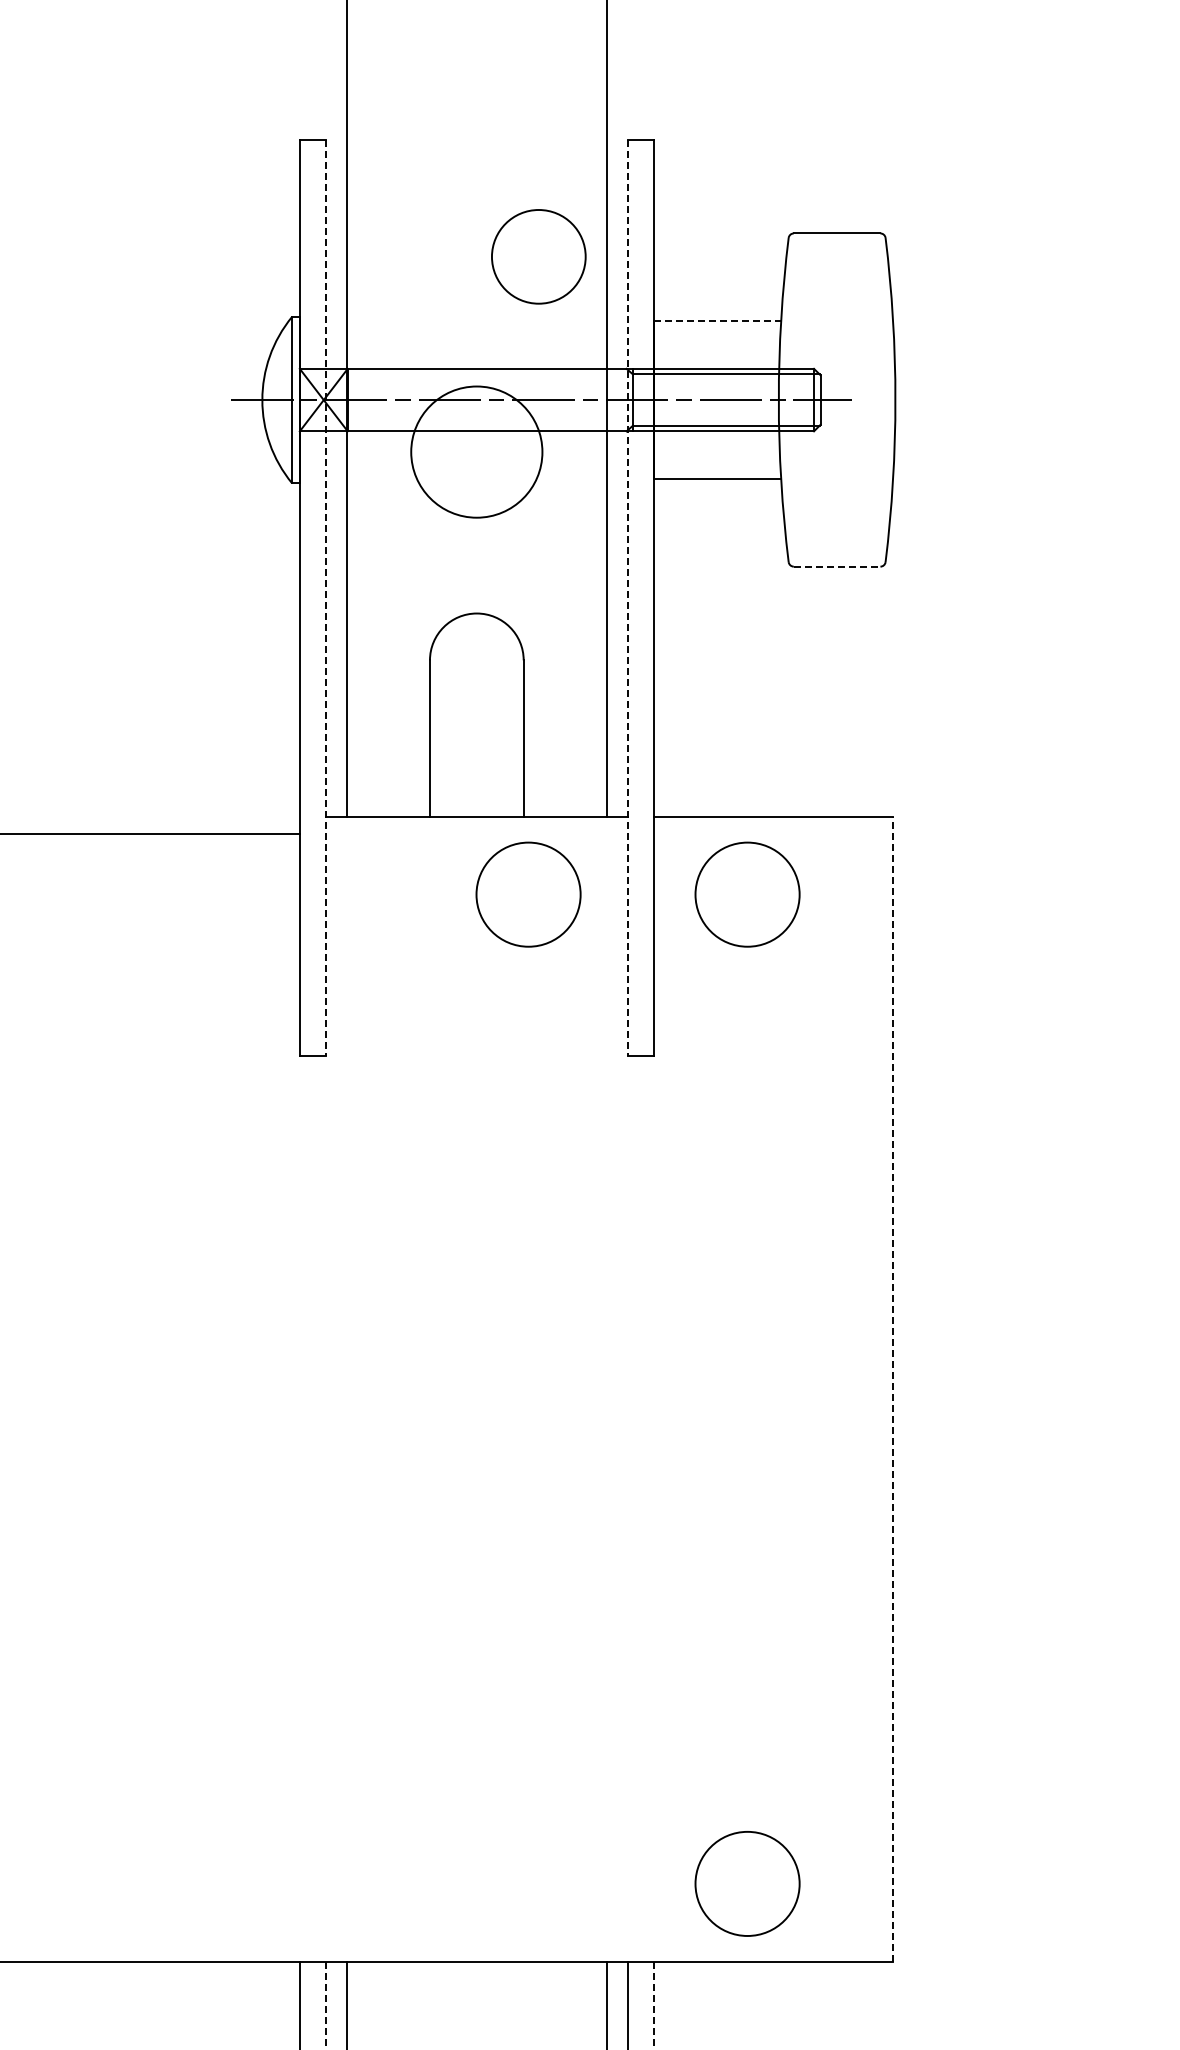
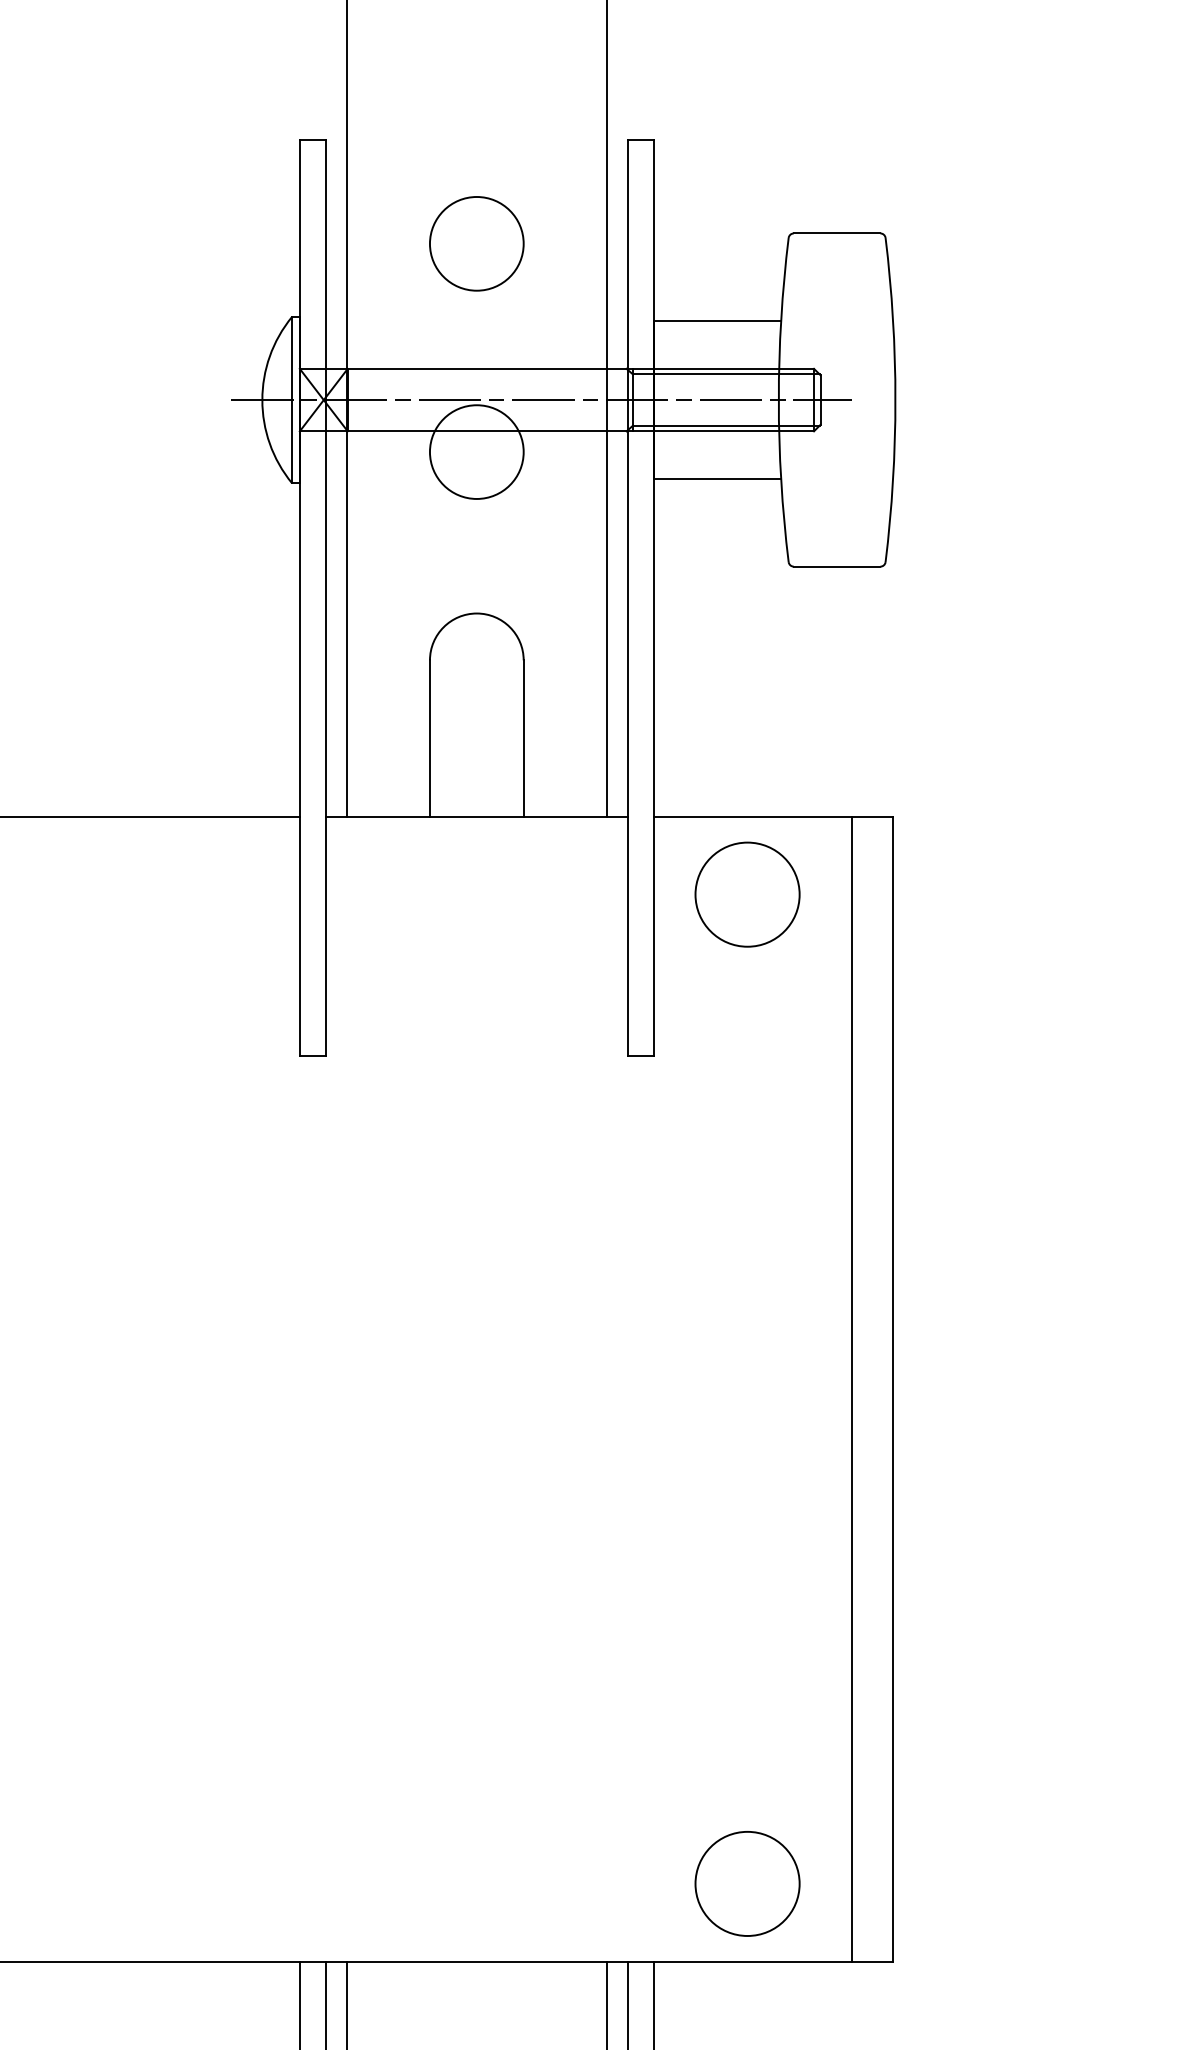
circle position: (538, 256) -> (476, 243) (476, 243)
line: dashed -> solid (717, 320)
circle diameter: 131 px -> 94 px (476, 451)
line: dashed -> solid (837, 566)
line: dashed -> solid (325, 598)
line: dashed -> solid (627, 598)
line position: (150, 833) -> (150, 816) (150, 816)
circle: present -> none (528, 894)
line: none -> present (851, 1389)
line: dashed -> solid (893, 1389)
line: dashed -> solid (325, 2005)
line: dashed -> solid (653, 2005)
